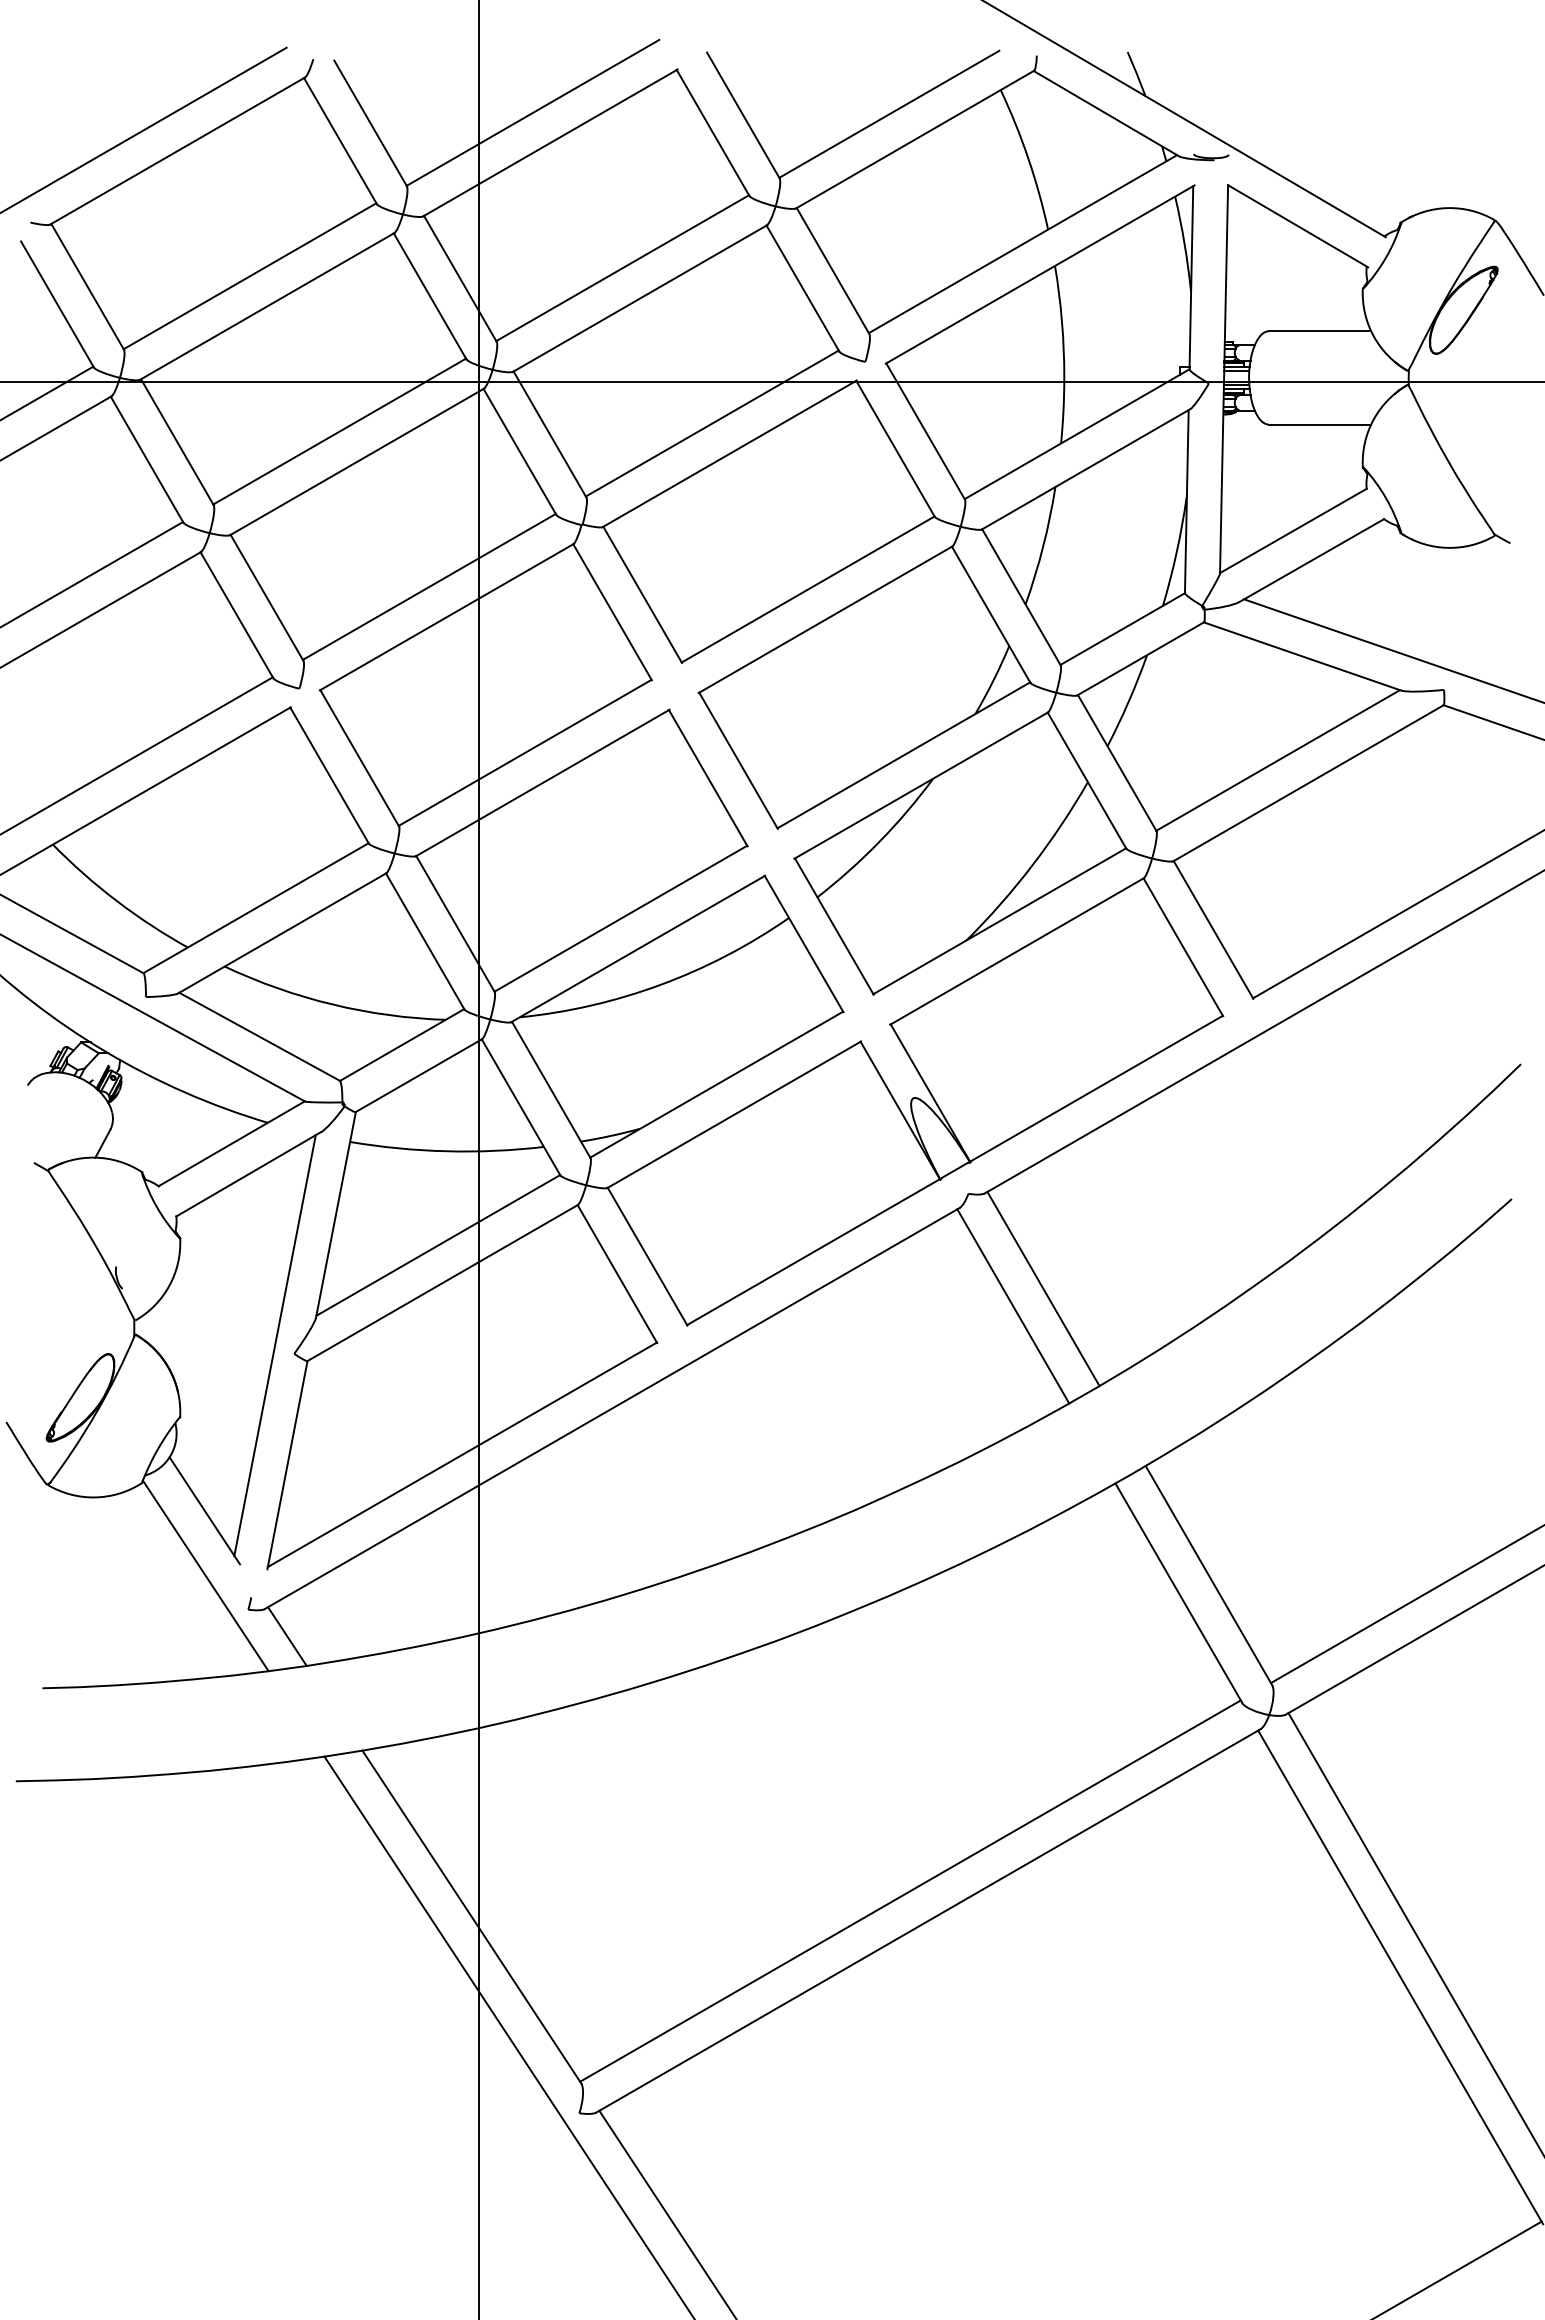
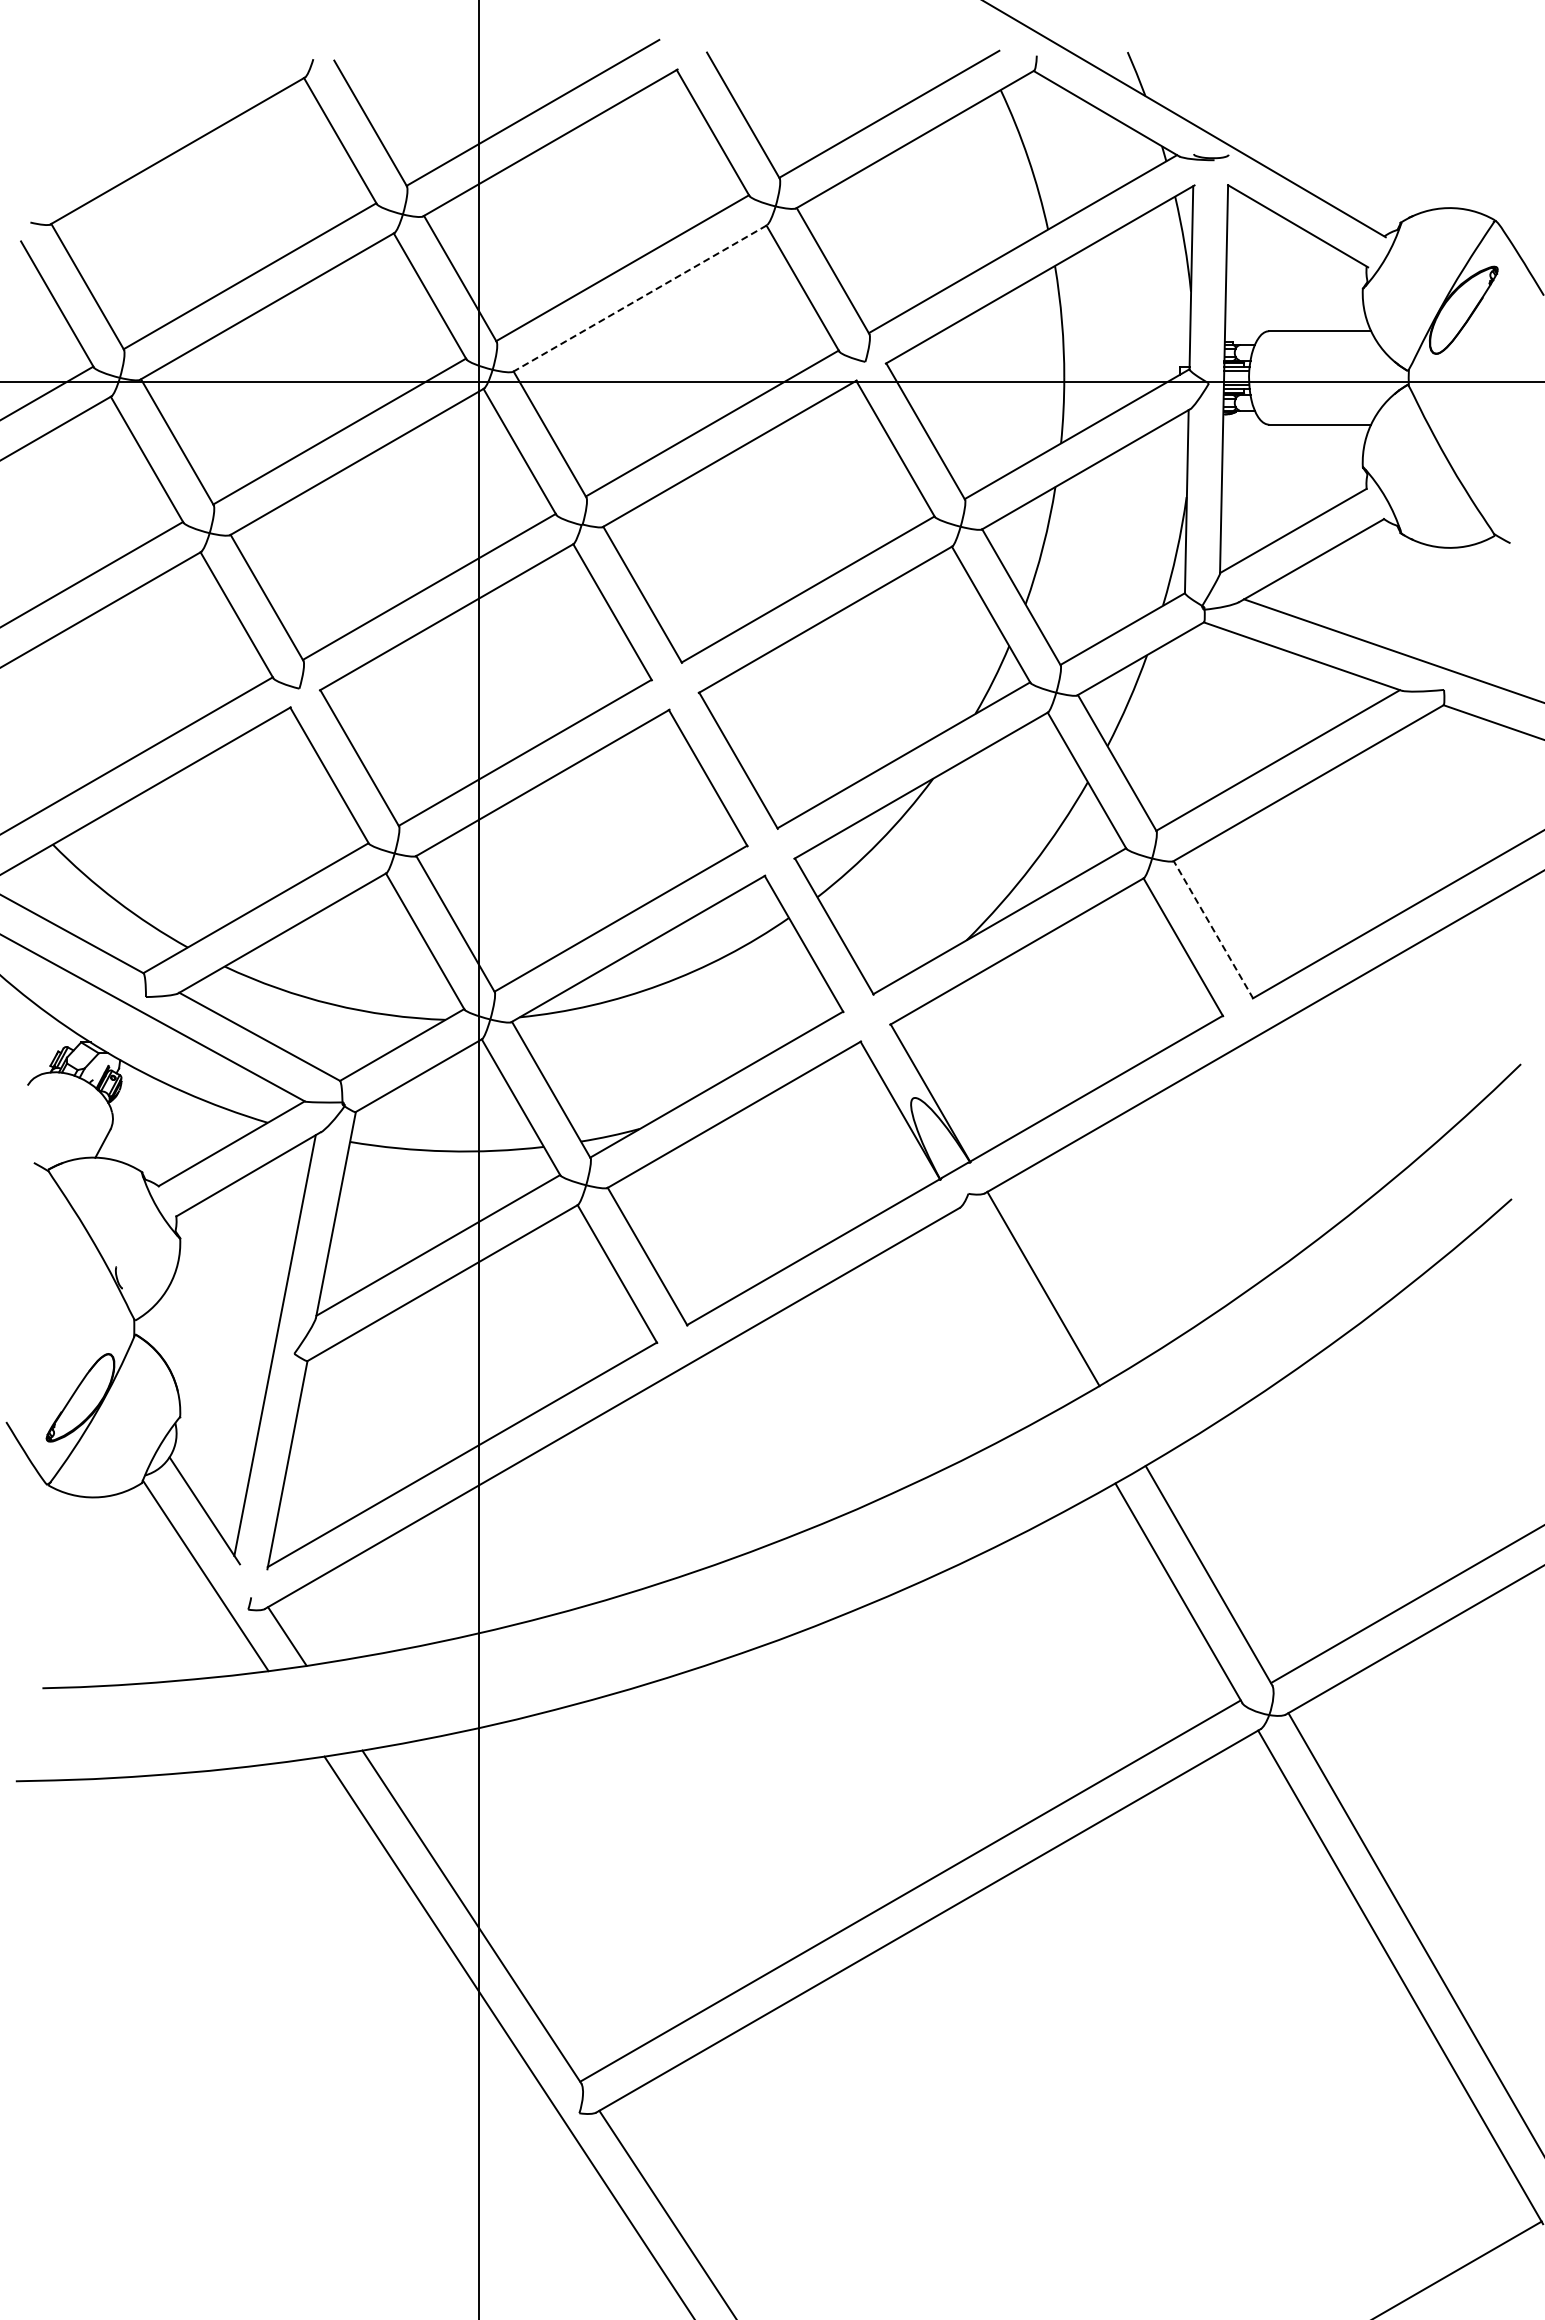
line: present -> none (144, 129)
line: solid -> dashed (640, 298)
line: solid -> dashed (1213, 929)
line: present -> none (1013, 1306)
